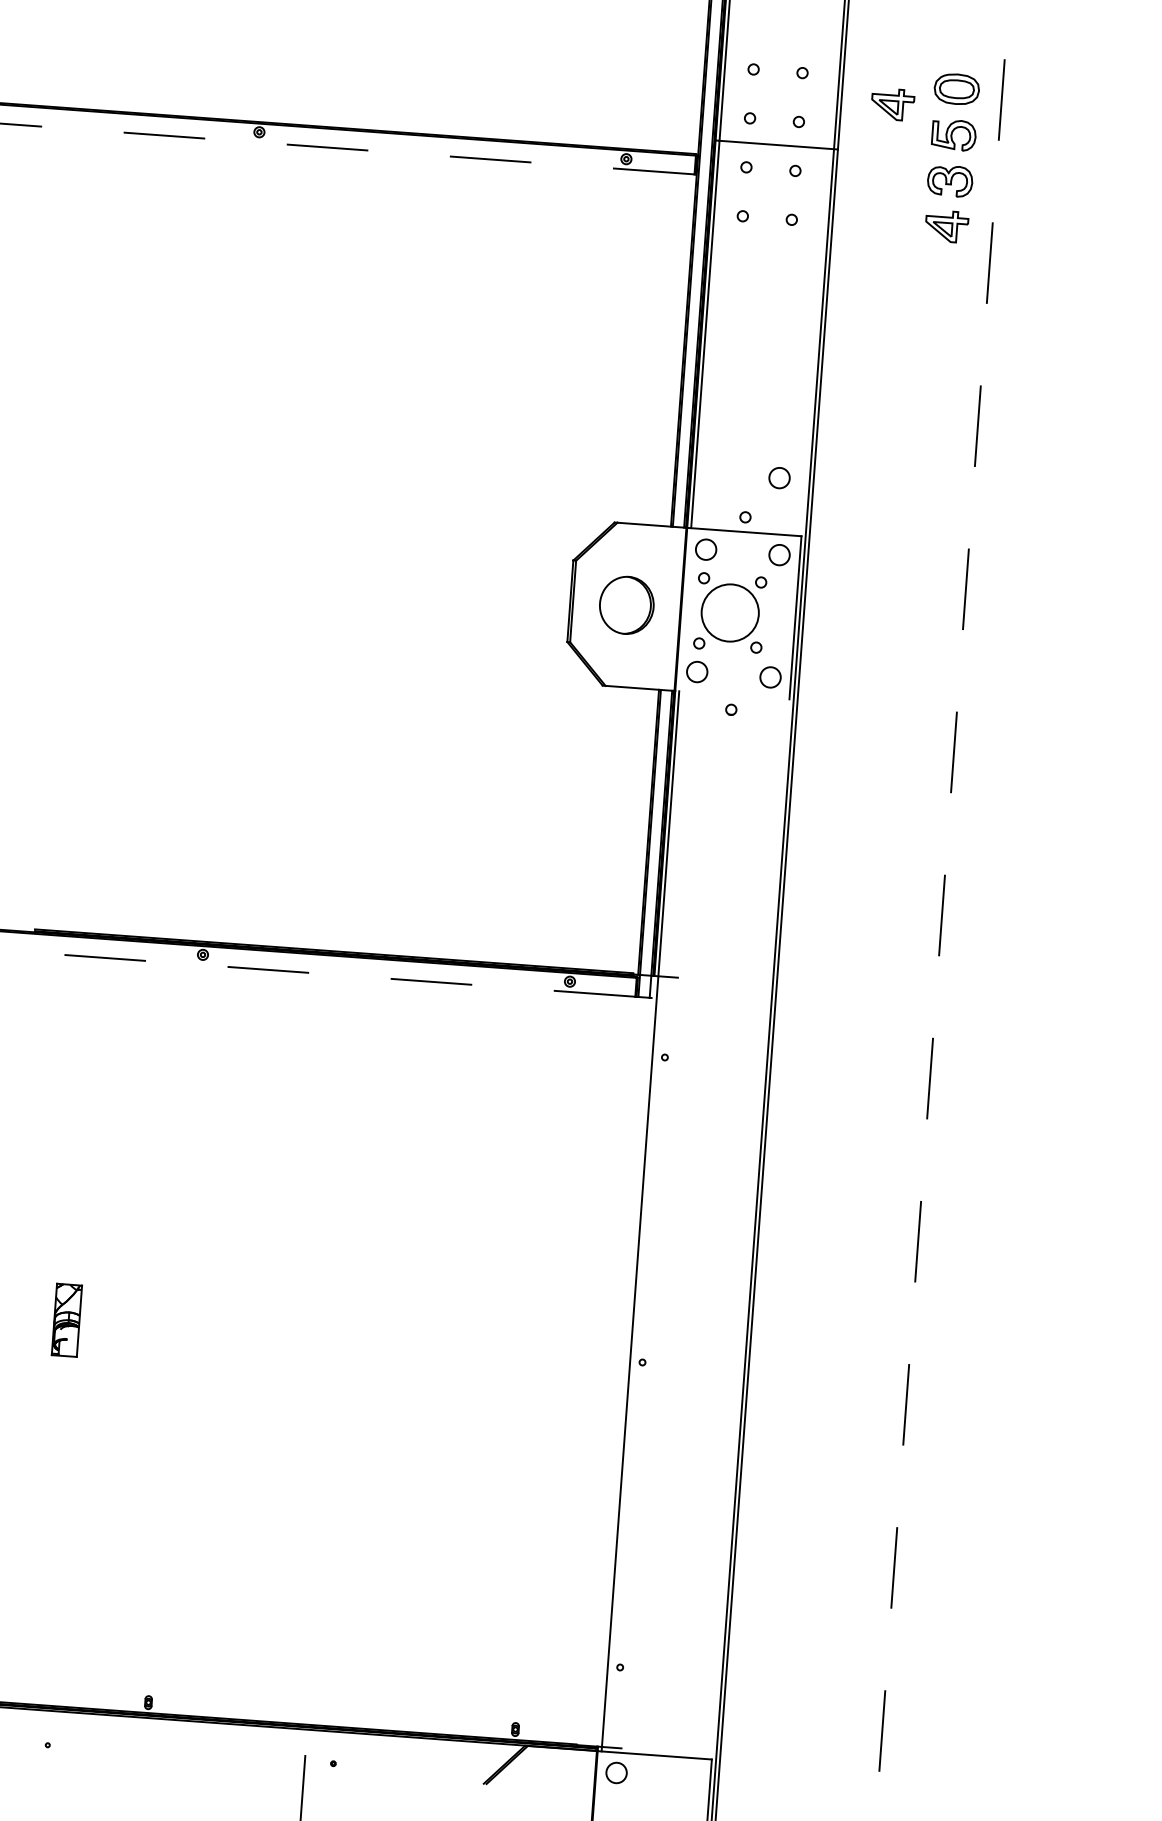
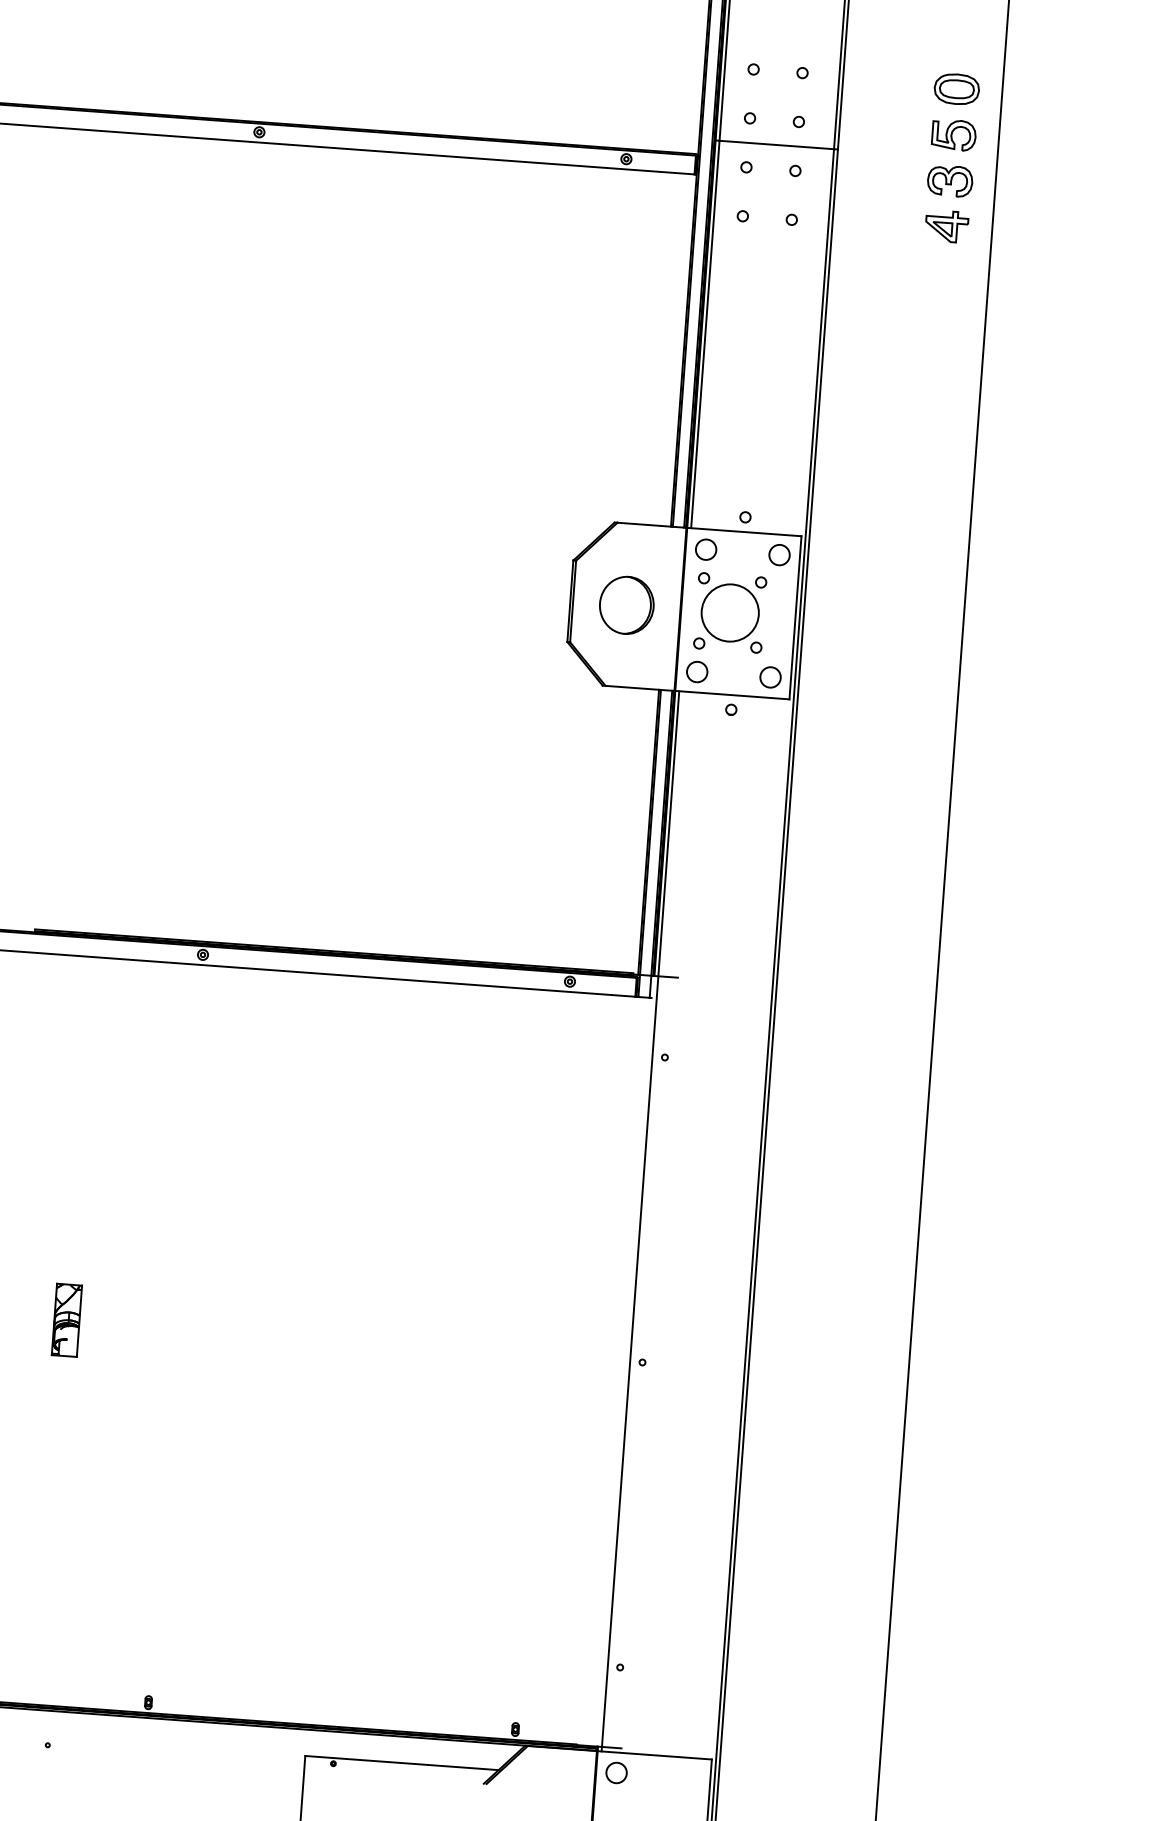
part: present -> none (893, 104)
line: dashed -> solid (347, 149)
circle: present -> none (779, 478)
line: none -> present (732, 694)
line: dashed -> solid (942, 909)
line: dashed -> solid (317, 973)
line: none -> present (401, 1762)
